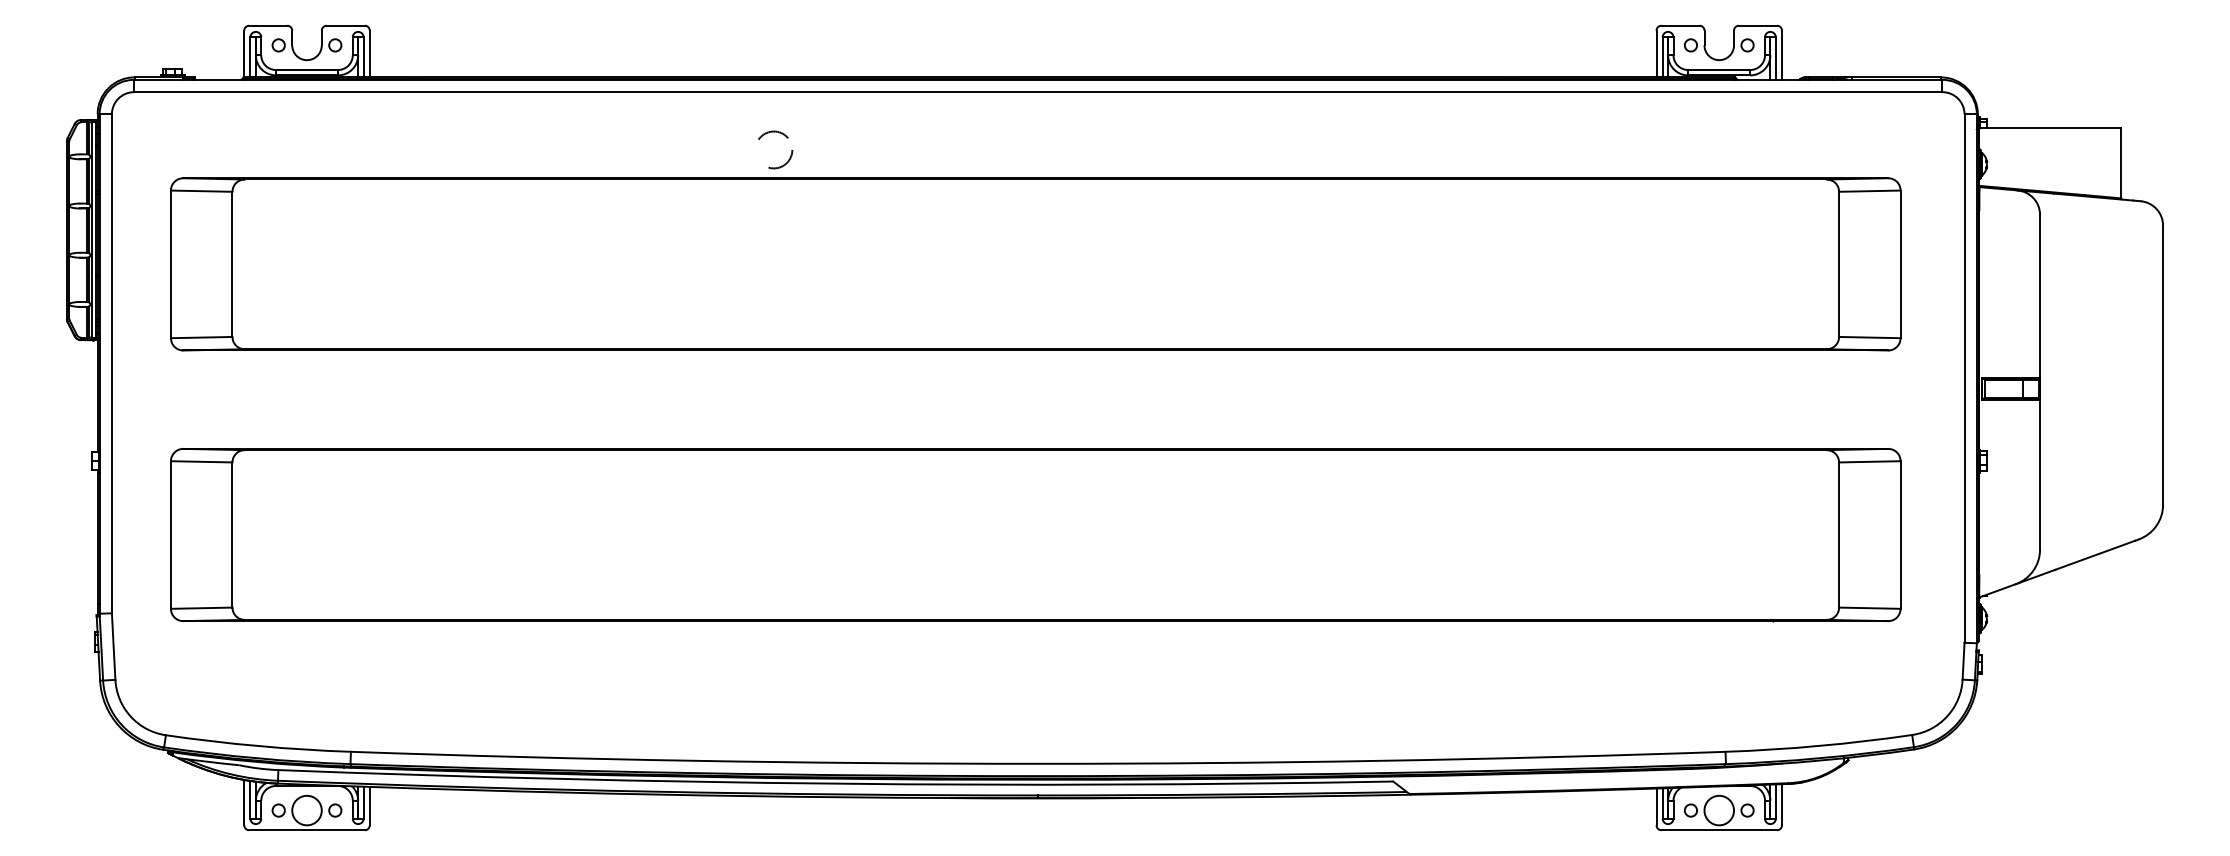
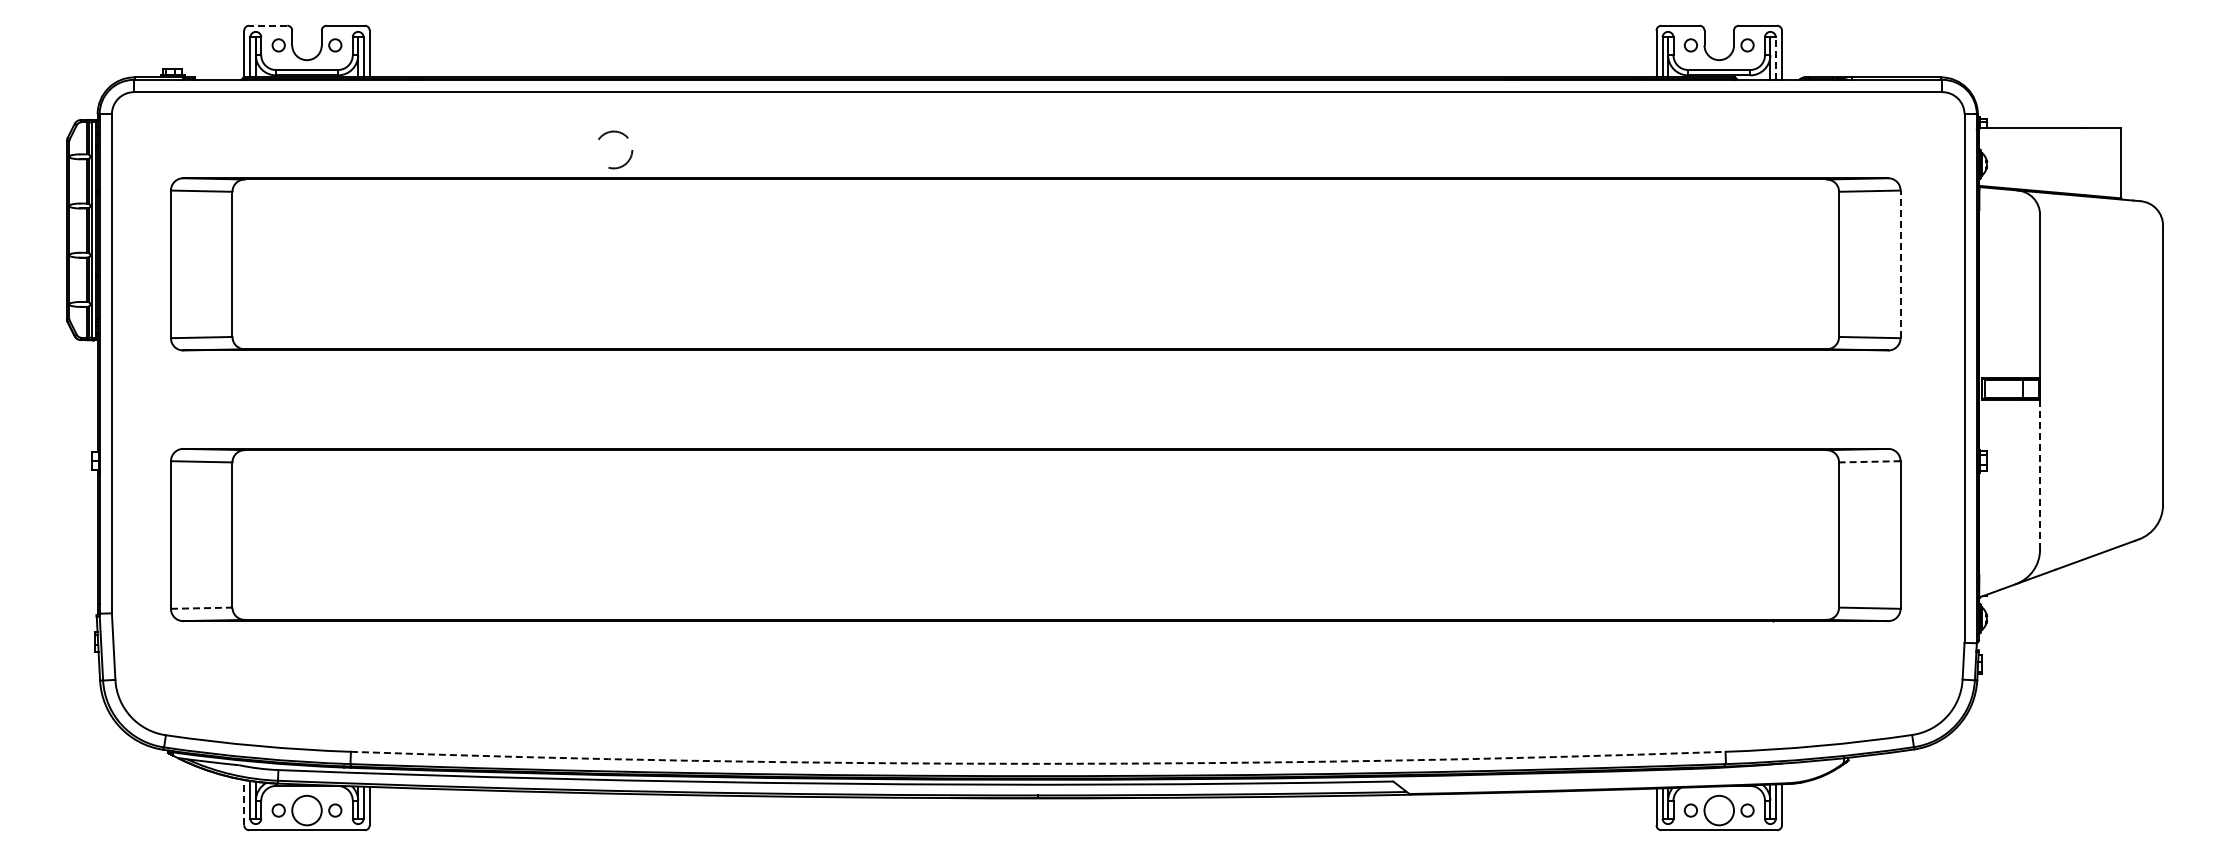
line: solid -> dashed (267, 25)
line: solid -> dashed (1775, 58)
circle position: (775, 149) -> (615, 149) (615, 149)
line: solid -> dashed (1900, 264)
line: solid -> dashed (1869, 461)
line: solid -> dashed (2040, 474)
line: solid -> dashed (201, 608)
arc: solid -> dashed (1038, 763)
line: solid -> dashed (244, 802)
